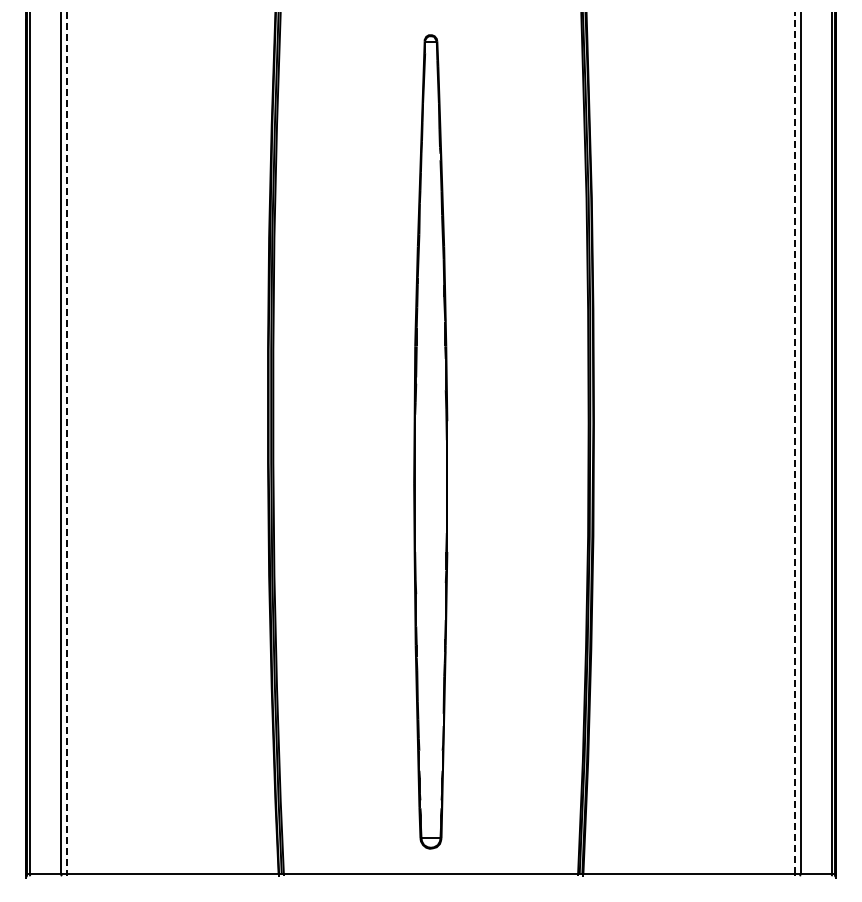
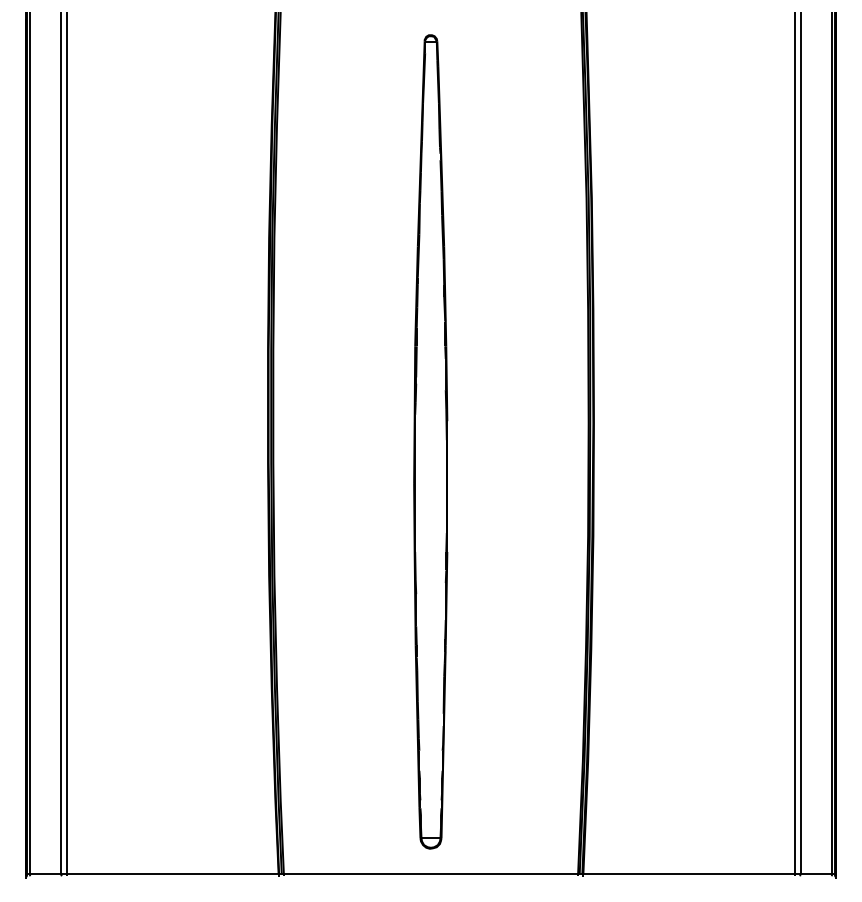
line: dashed -> solid (794, 442)
line: dashed -> solid (67, 443)
